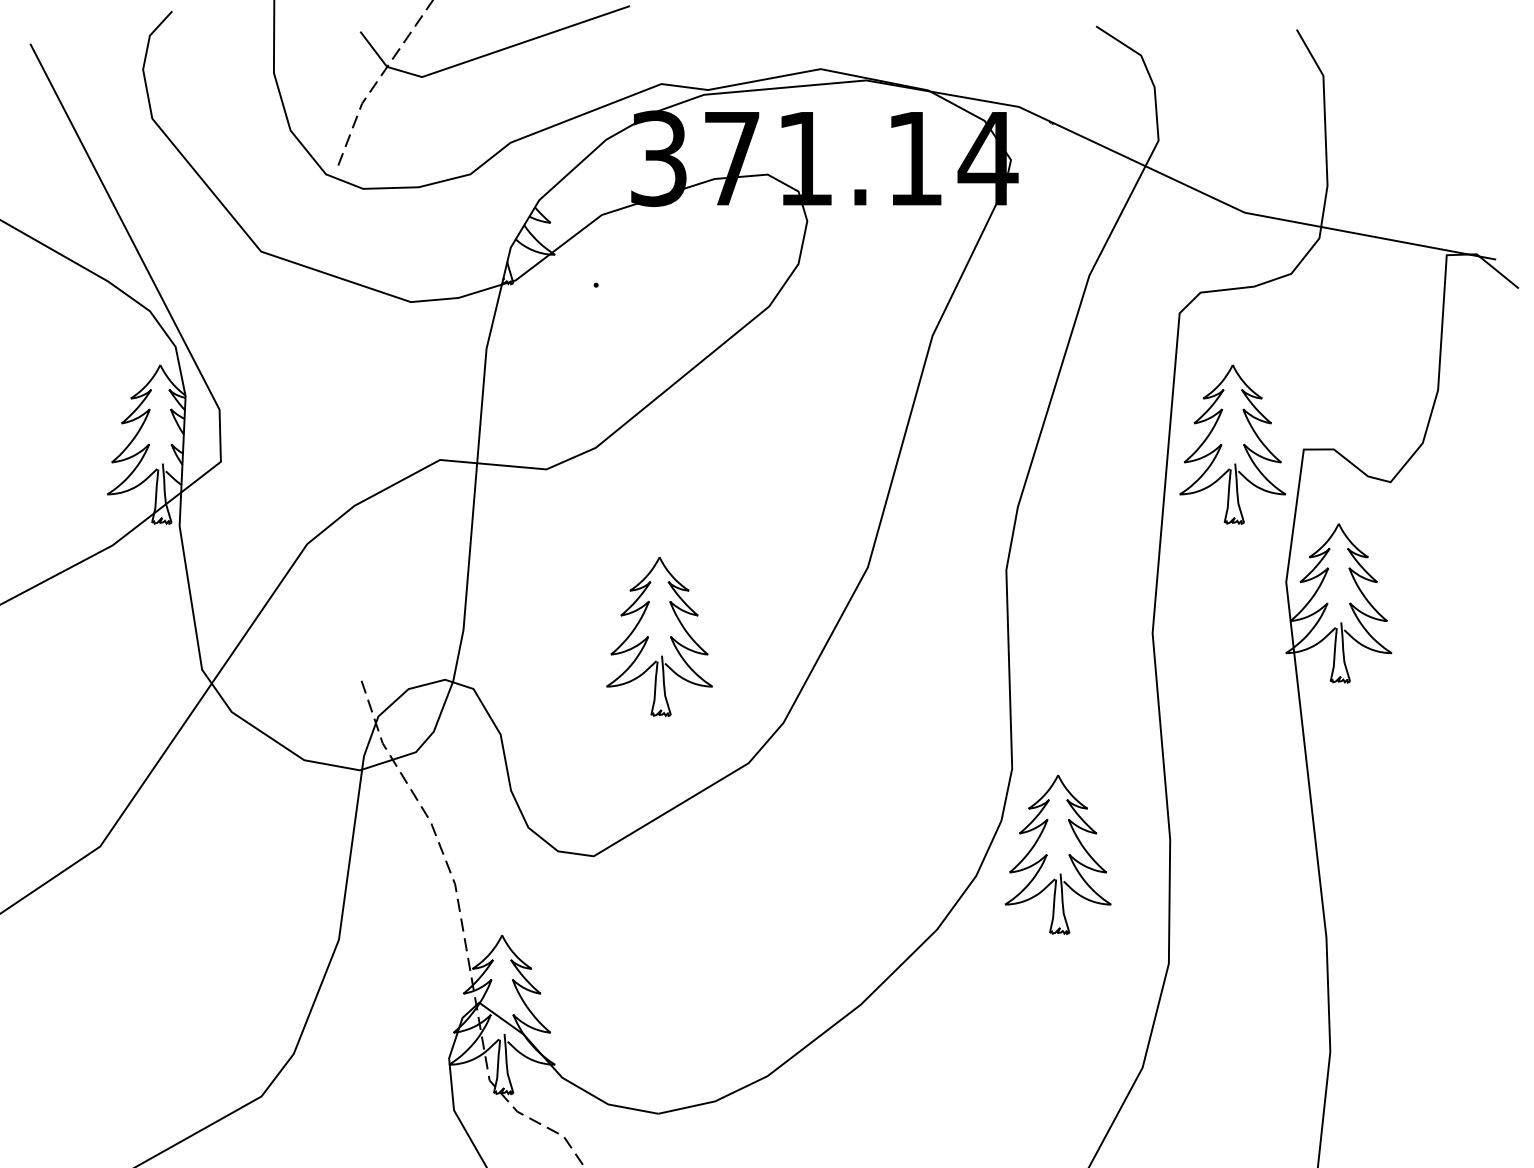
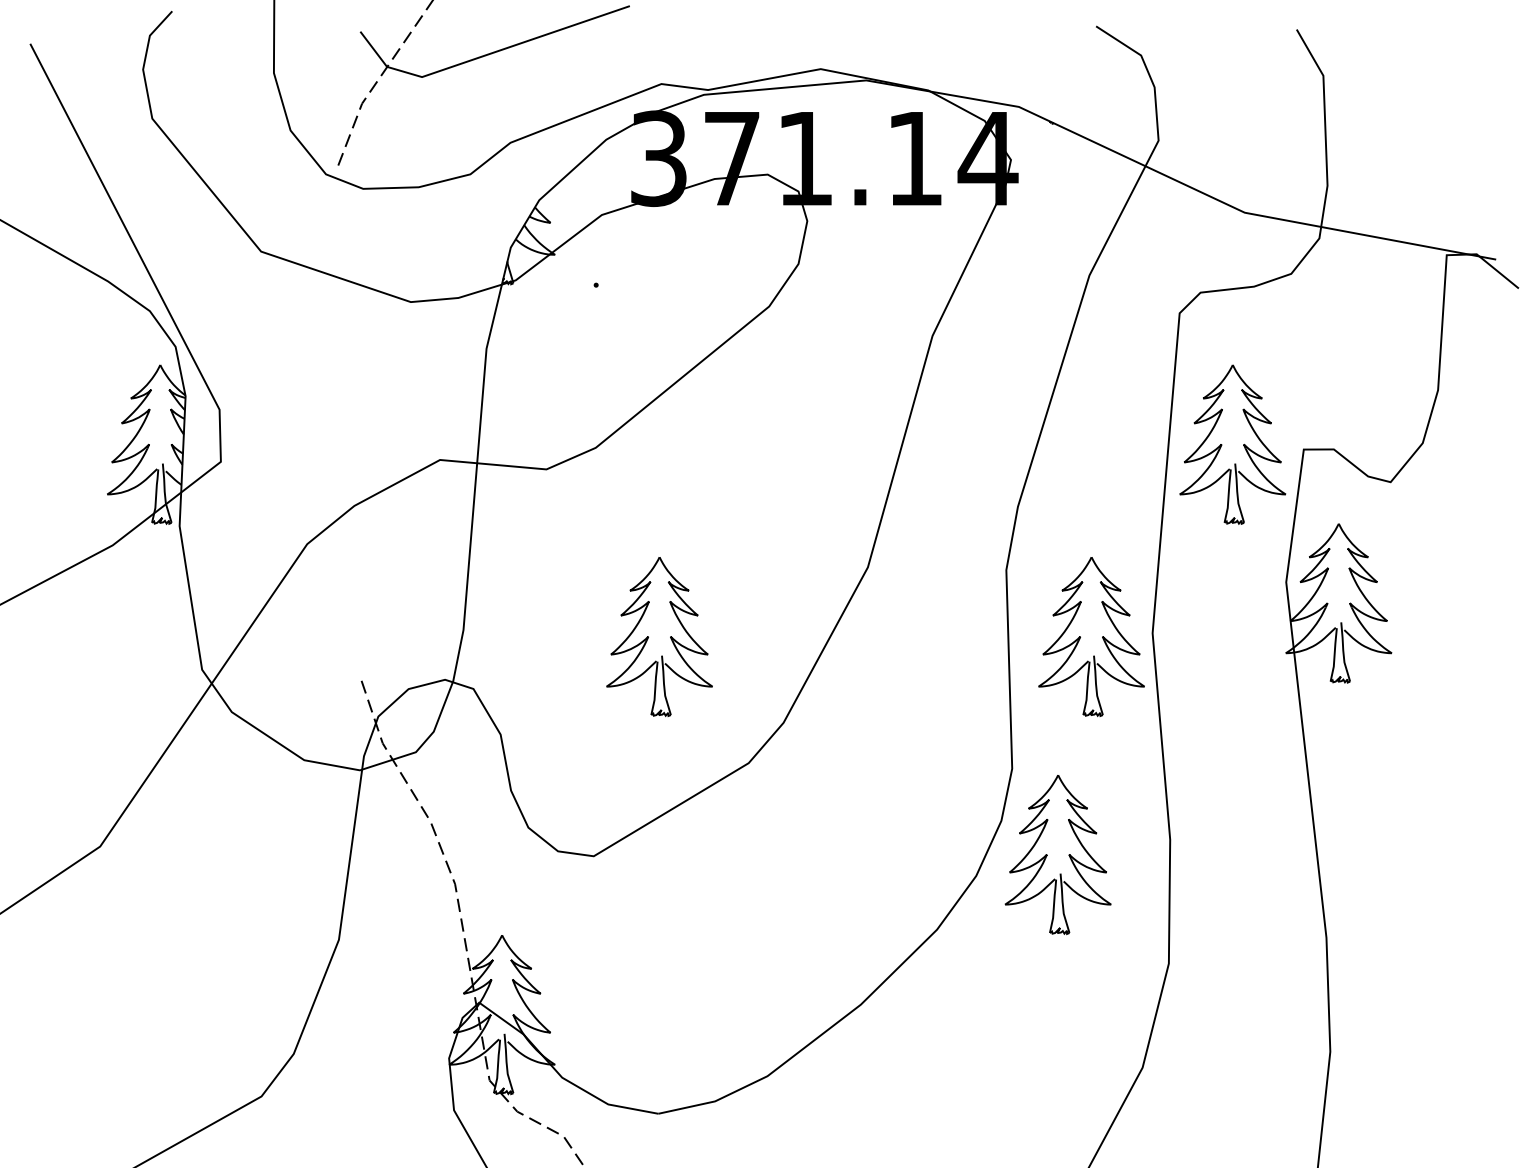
part: none -> present (1091, 636)
